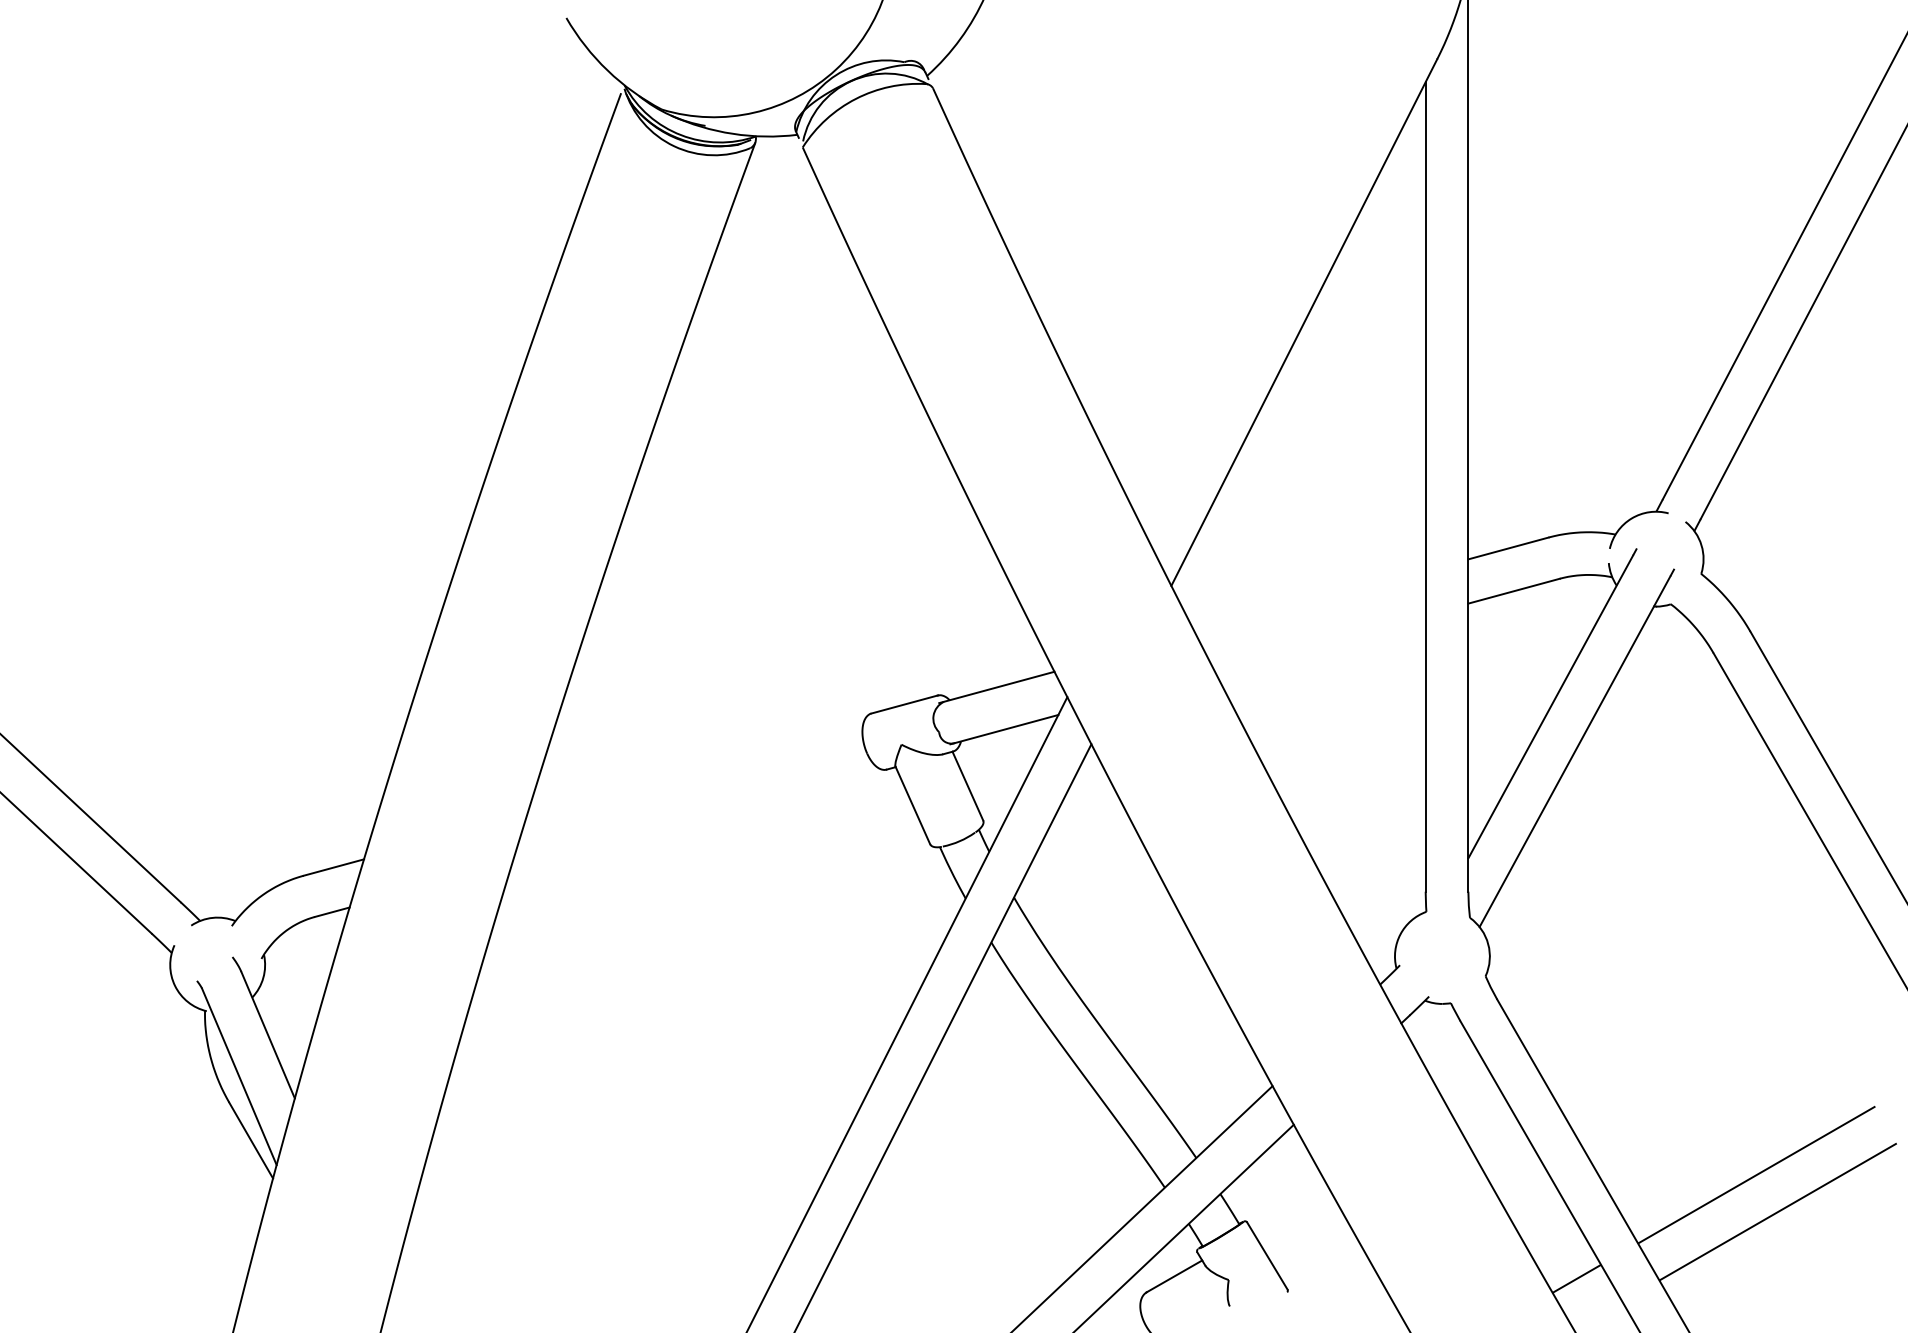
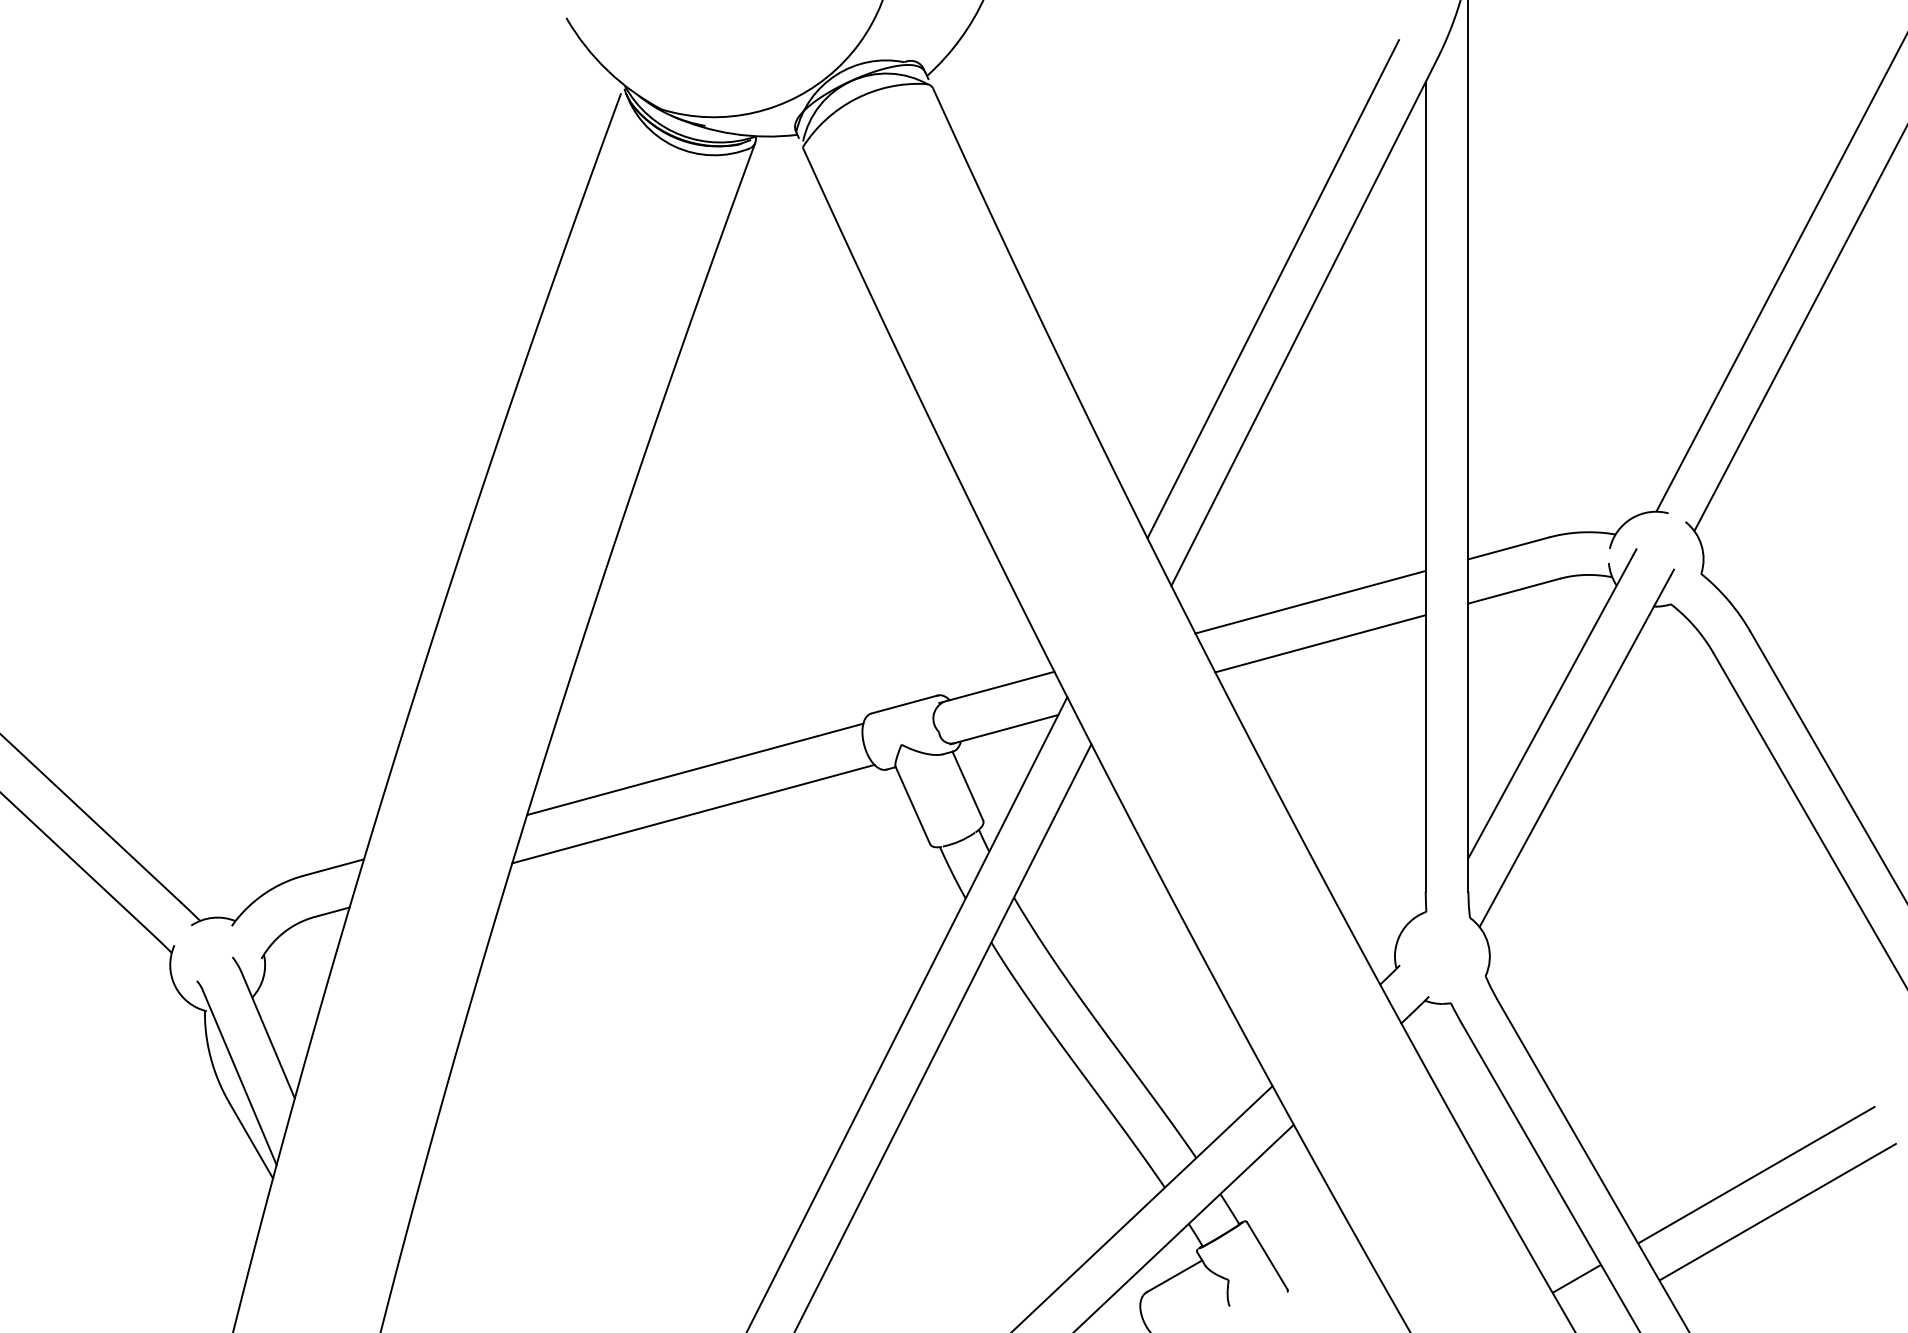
line: none -> present (1273, 289)
line: none -> present (1310, 601)
line: none -> present (1320, 643)
line: none -> present (695, 769)
line: none -> present (693, 813)
